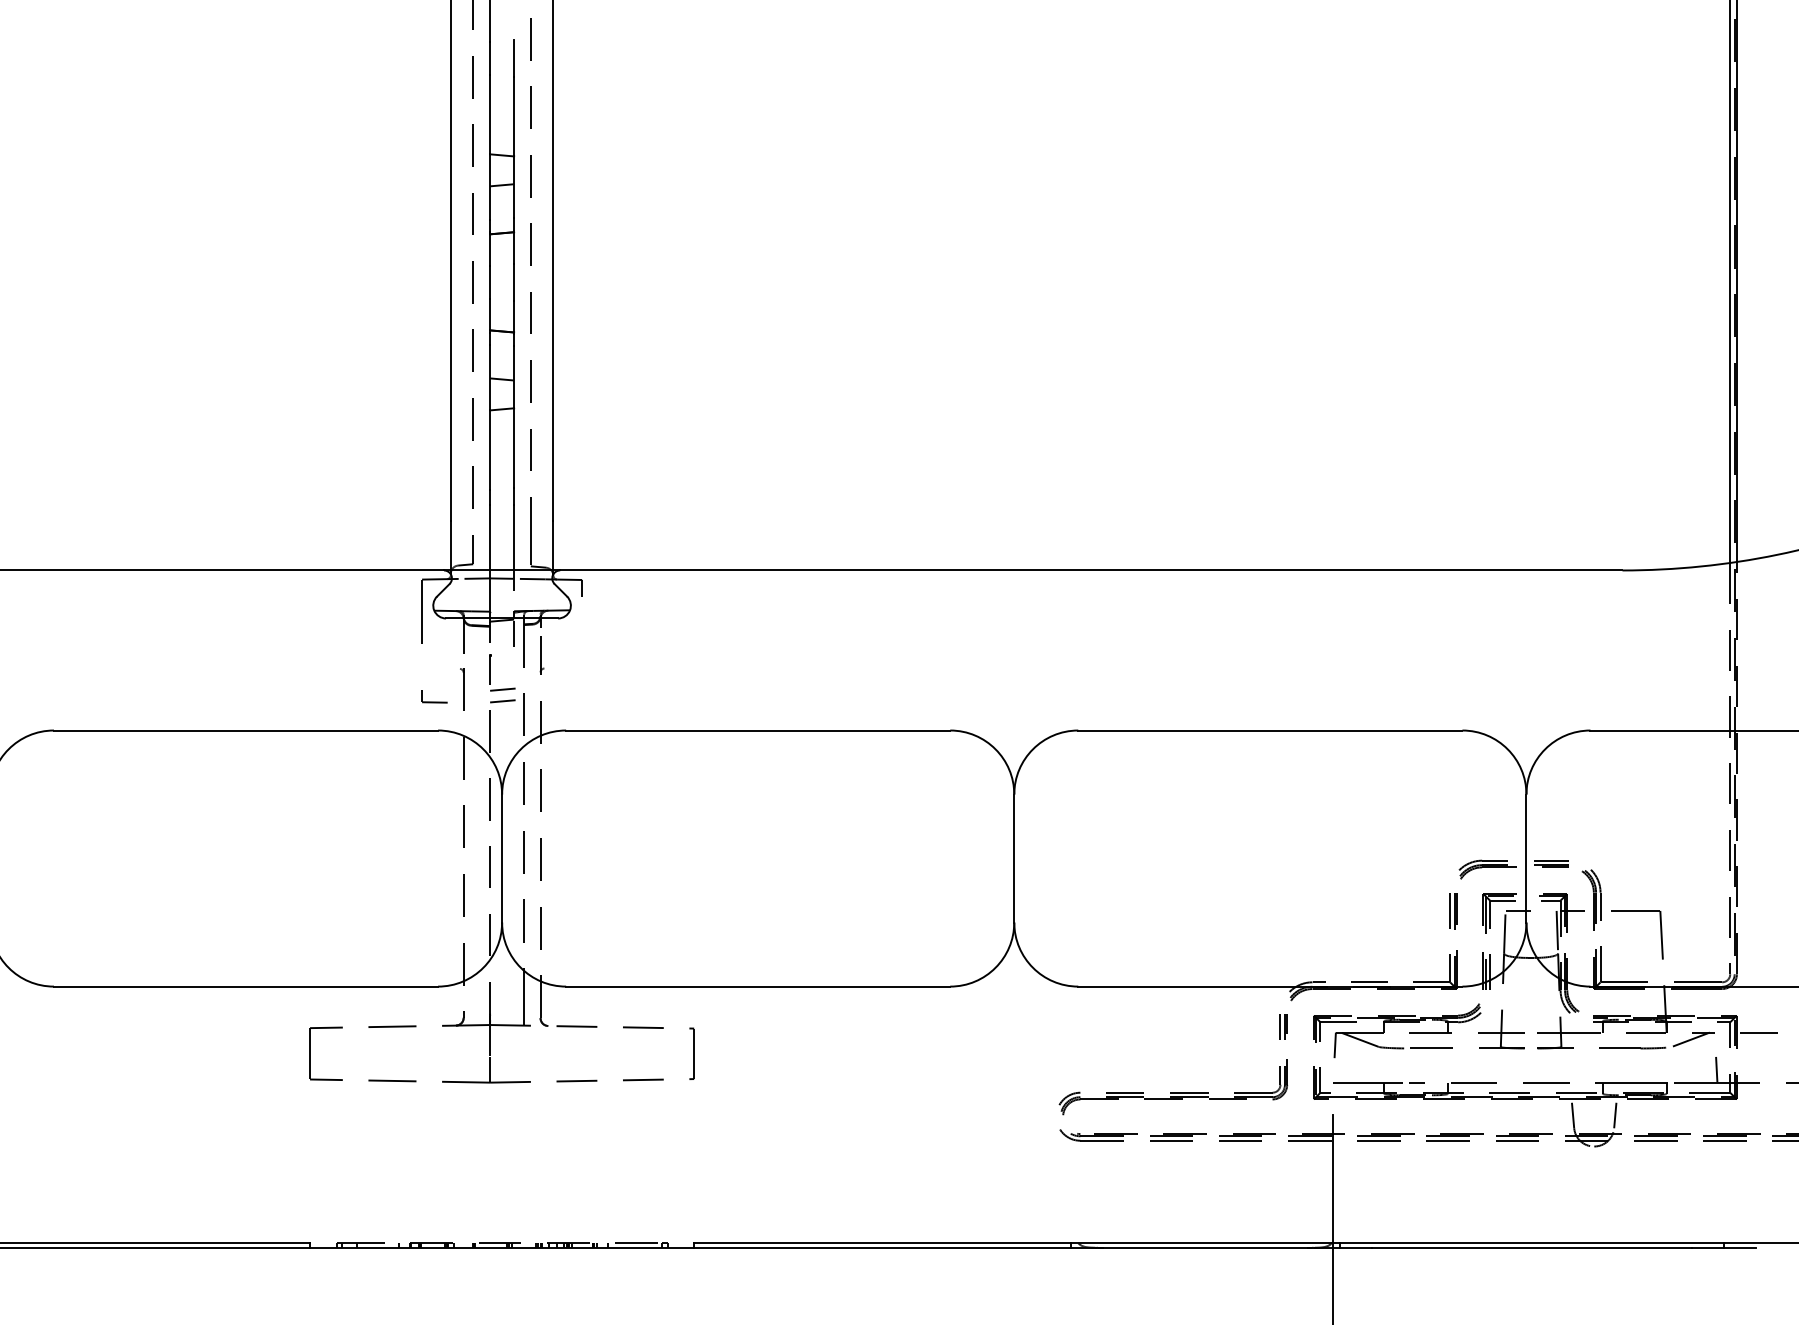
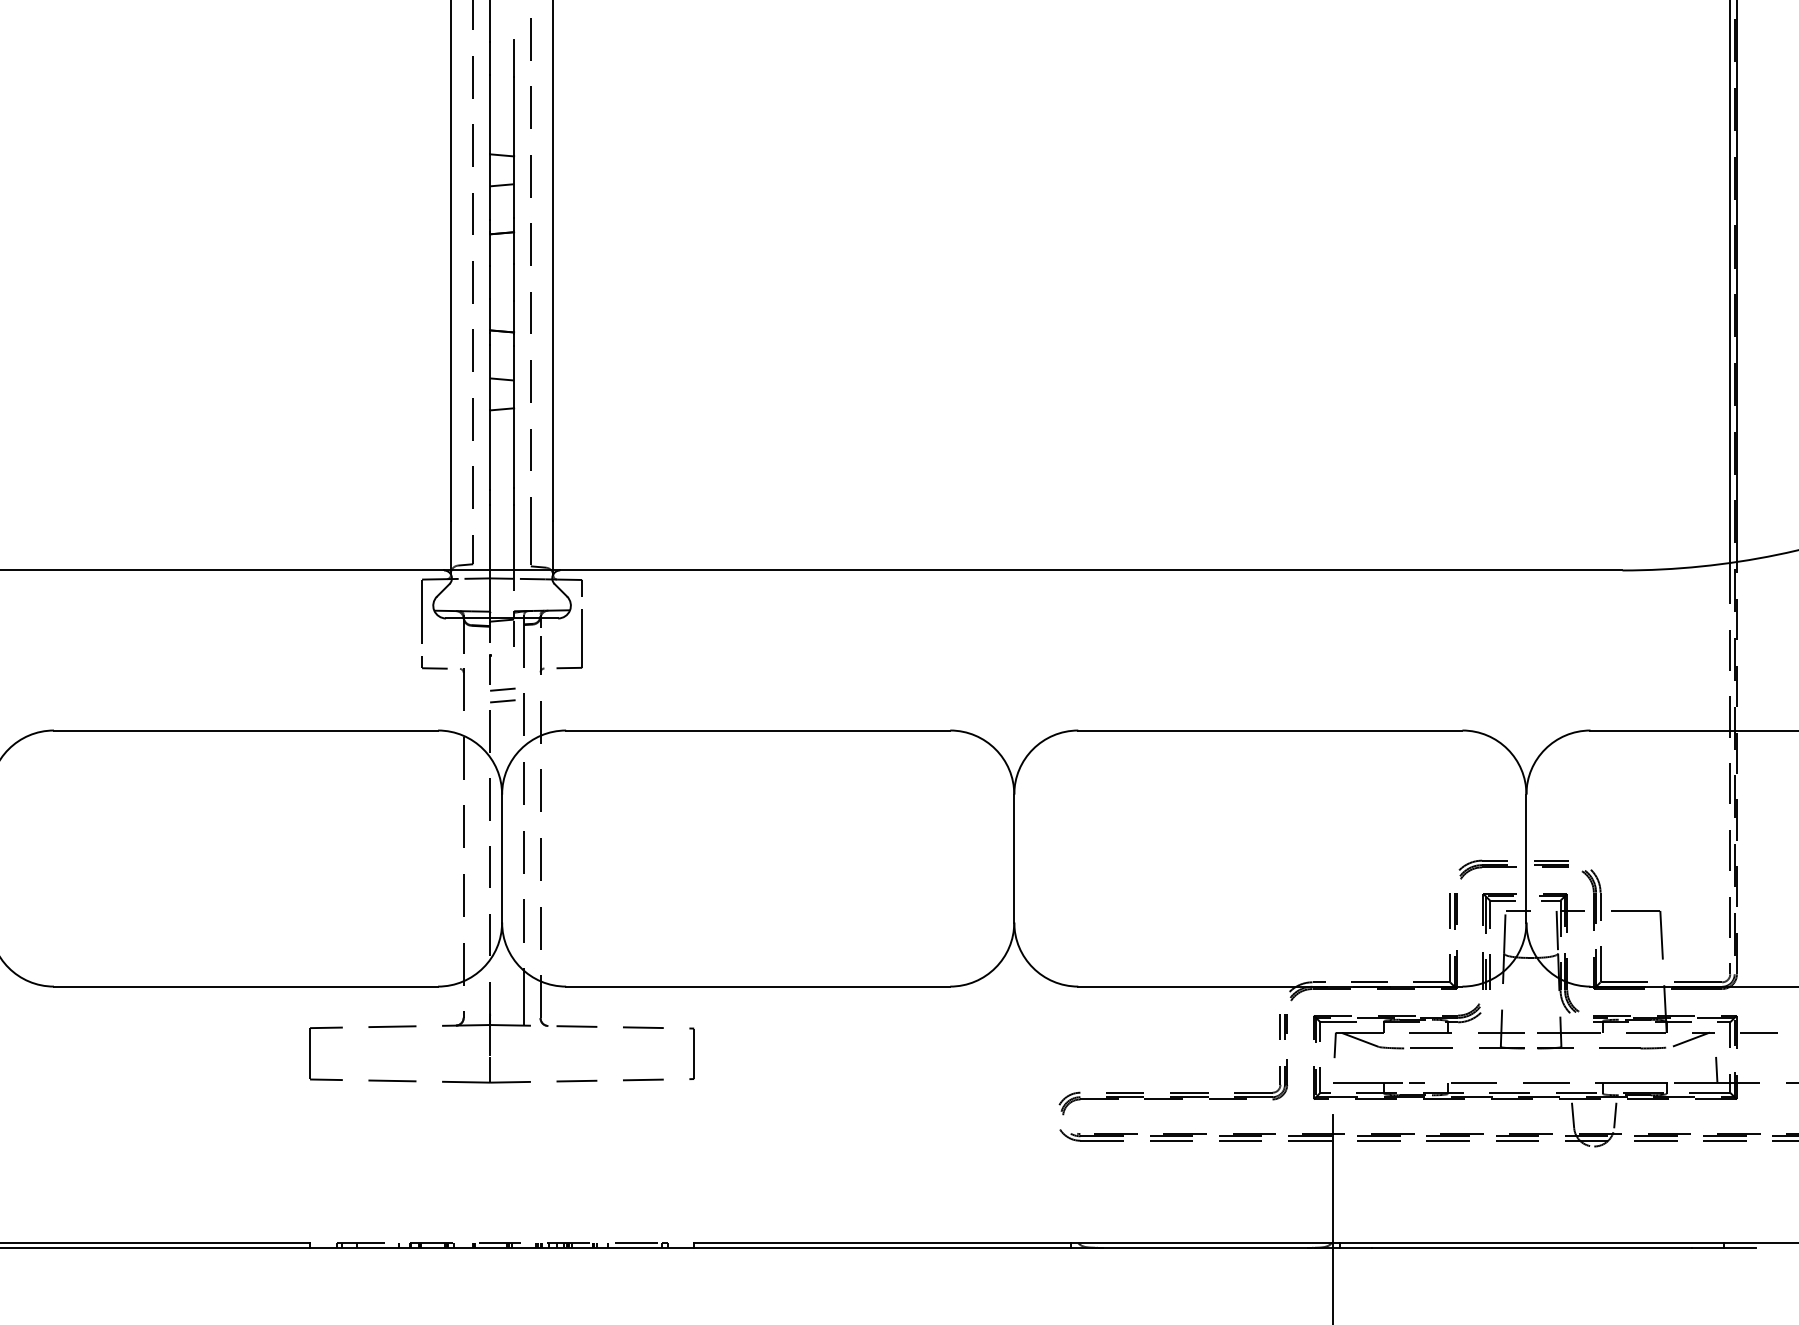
part: none -> present (581, 639)
part position: (434, 696) -> (434, 662) (434, 662)
